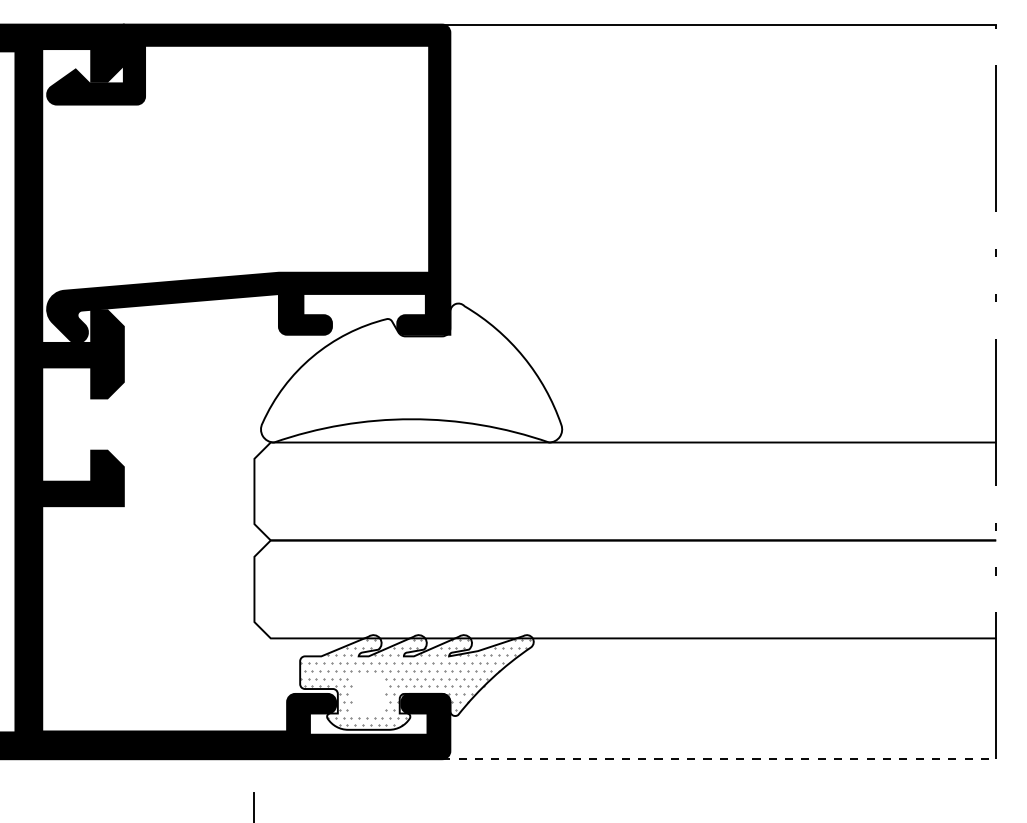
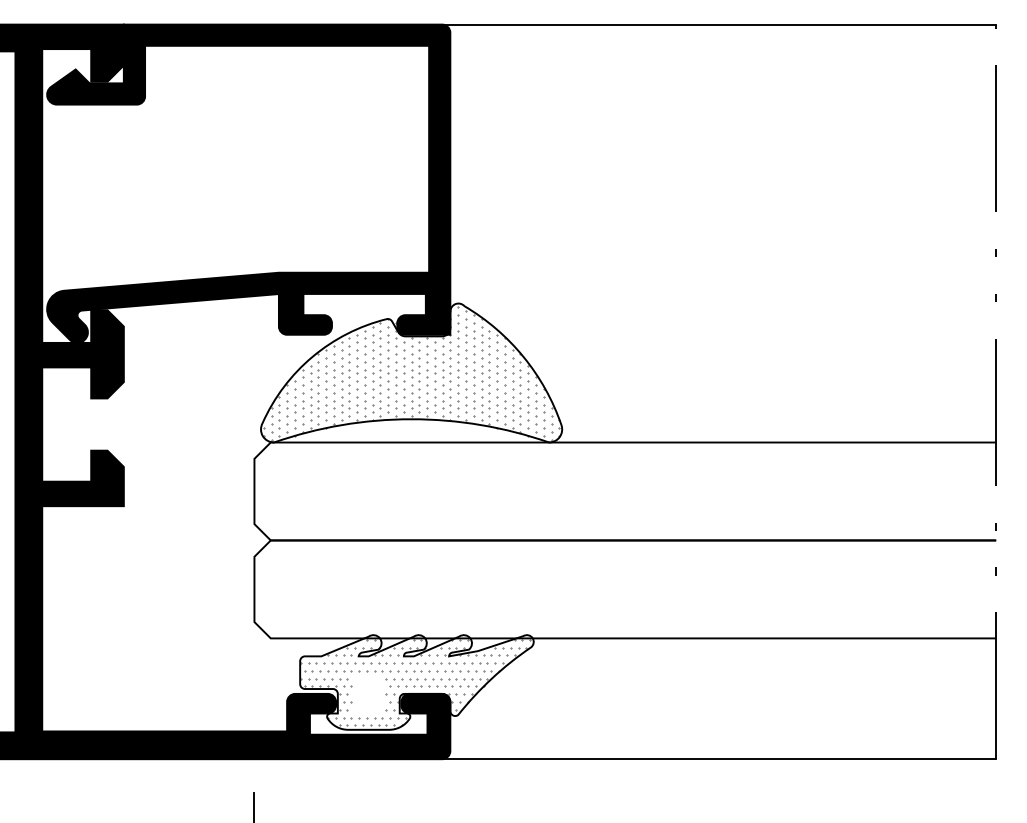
hatch: none -> present (411, 373)
line: dashed -> solid (719, 759)
